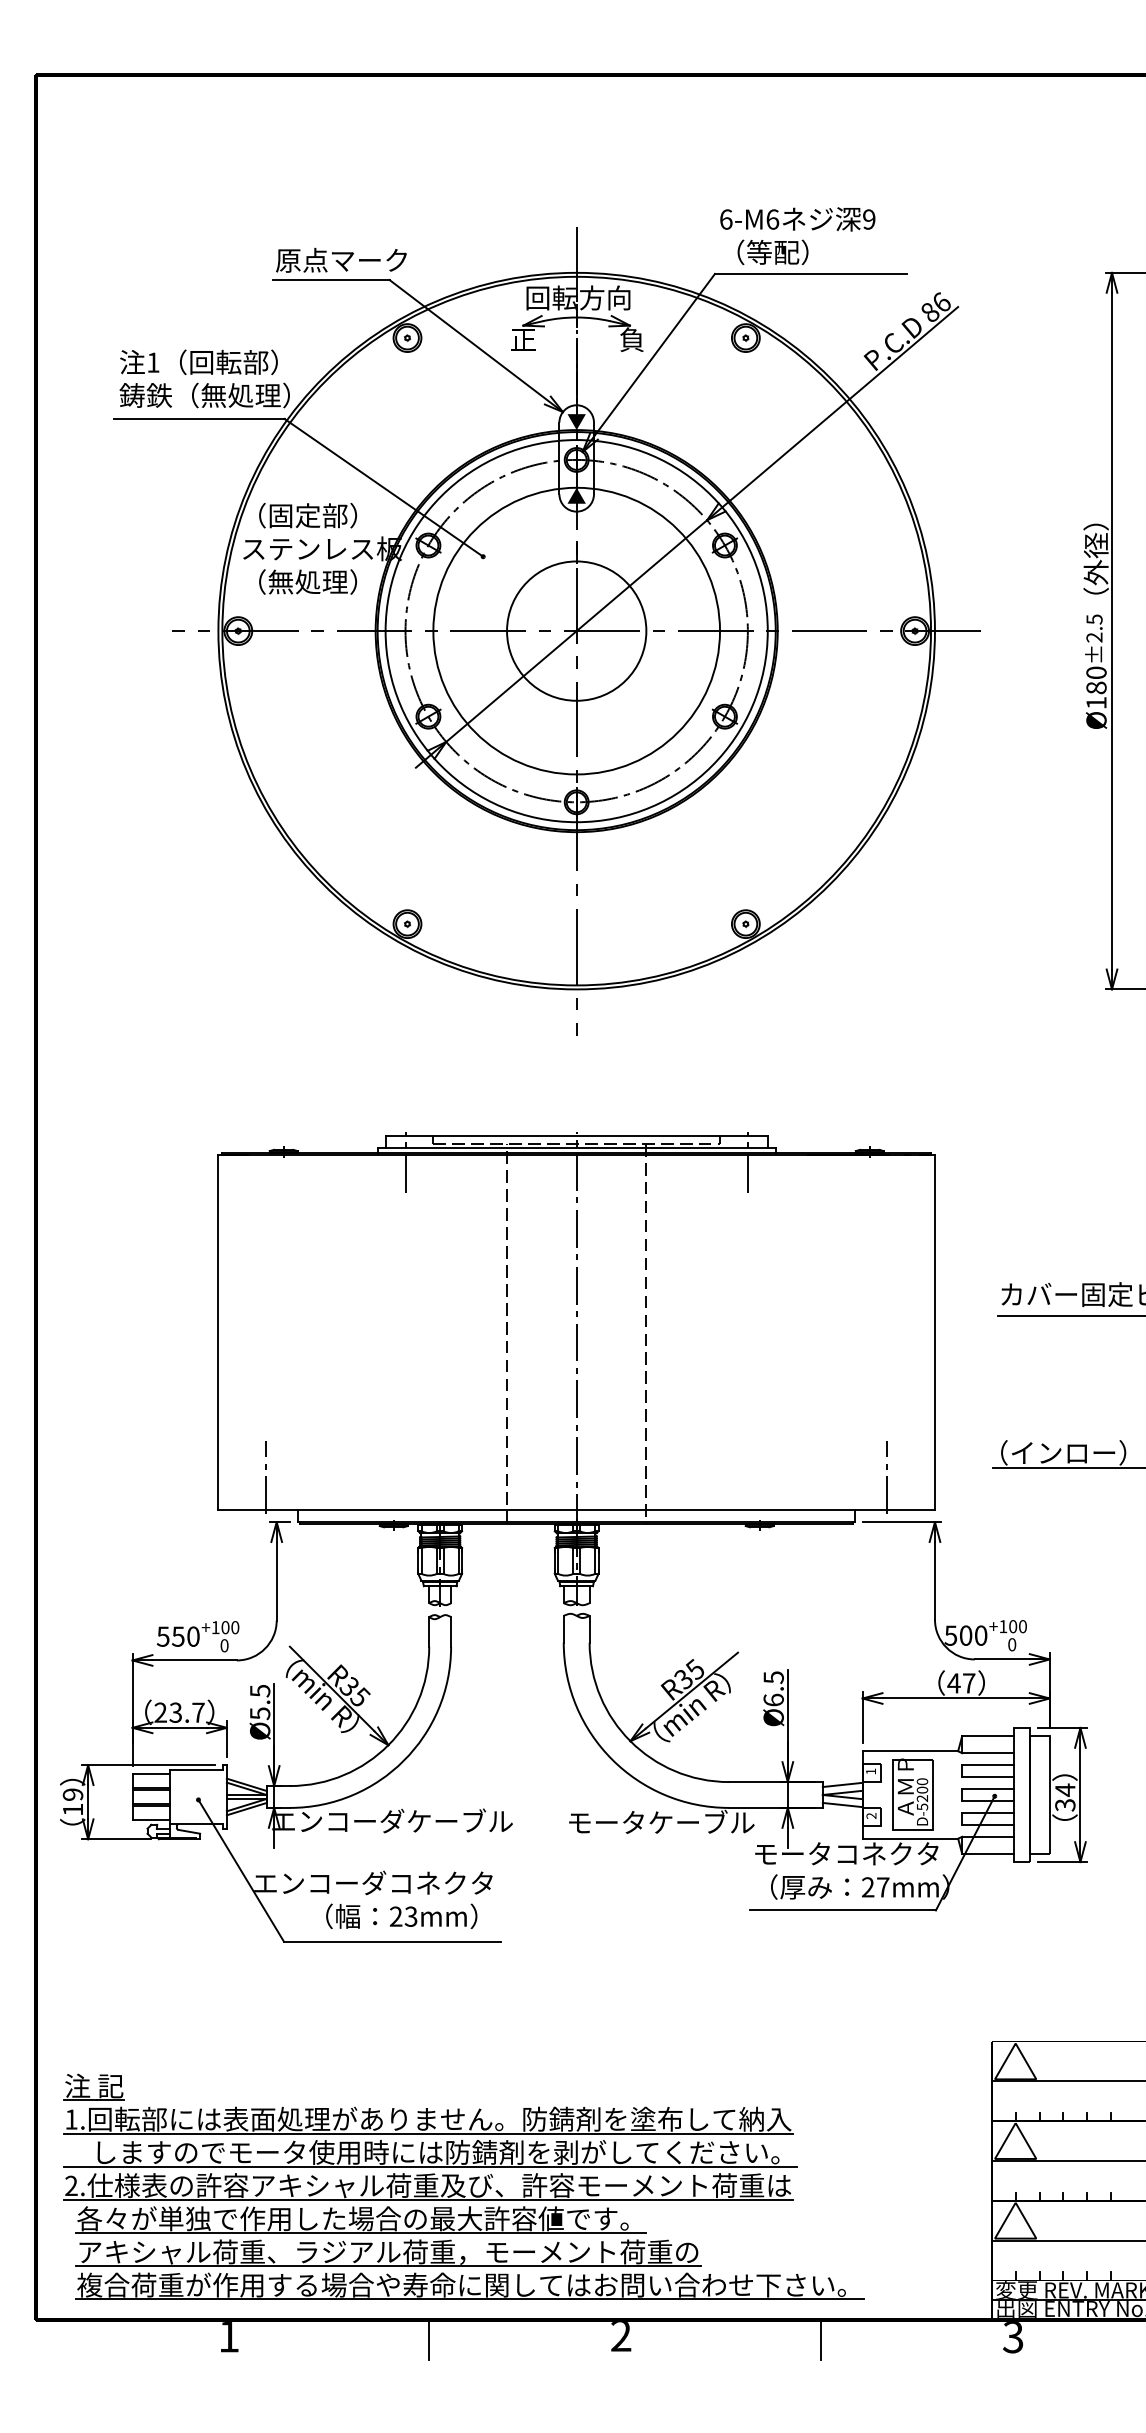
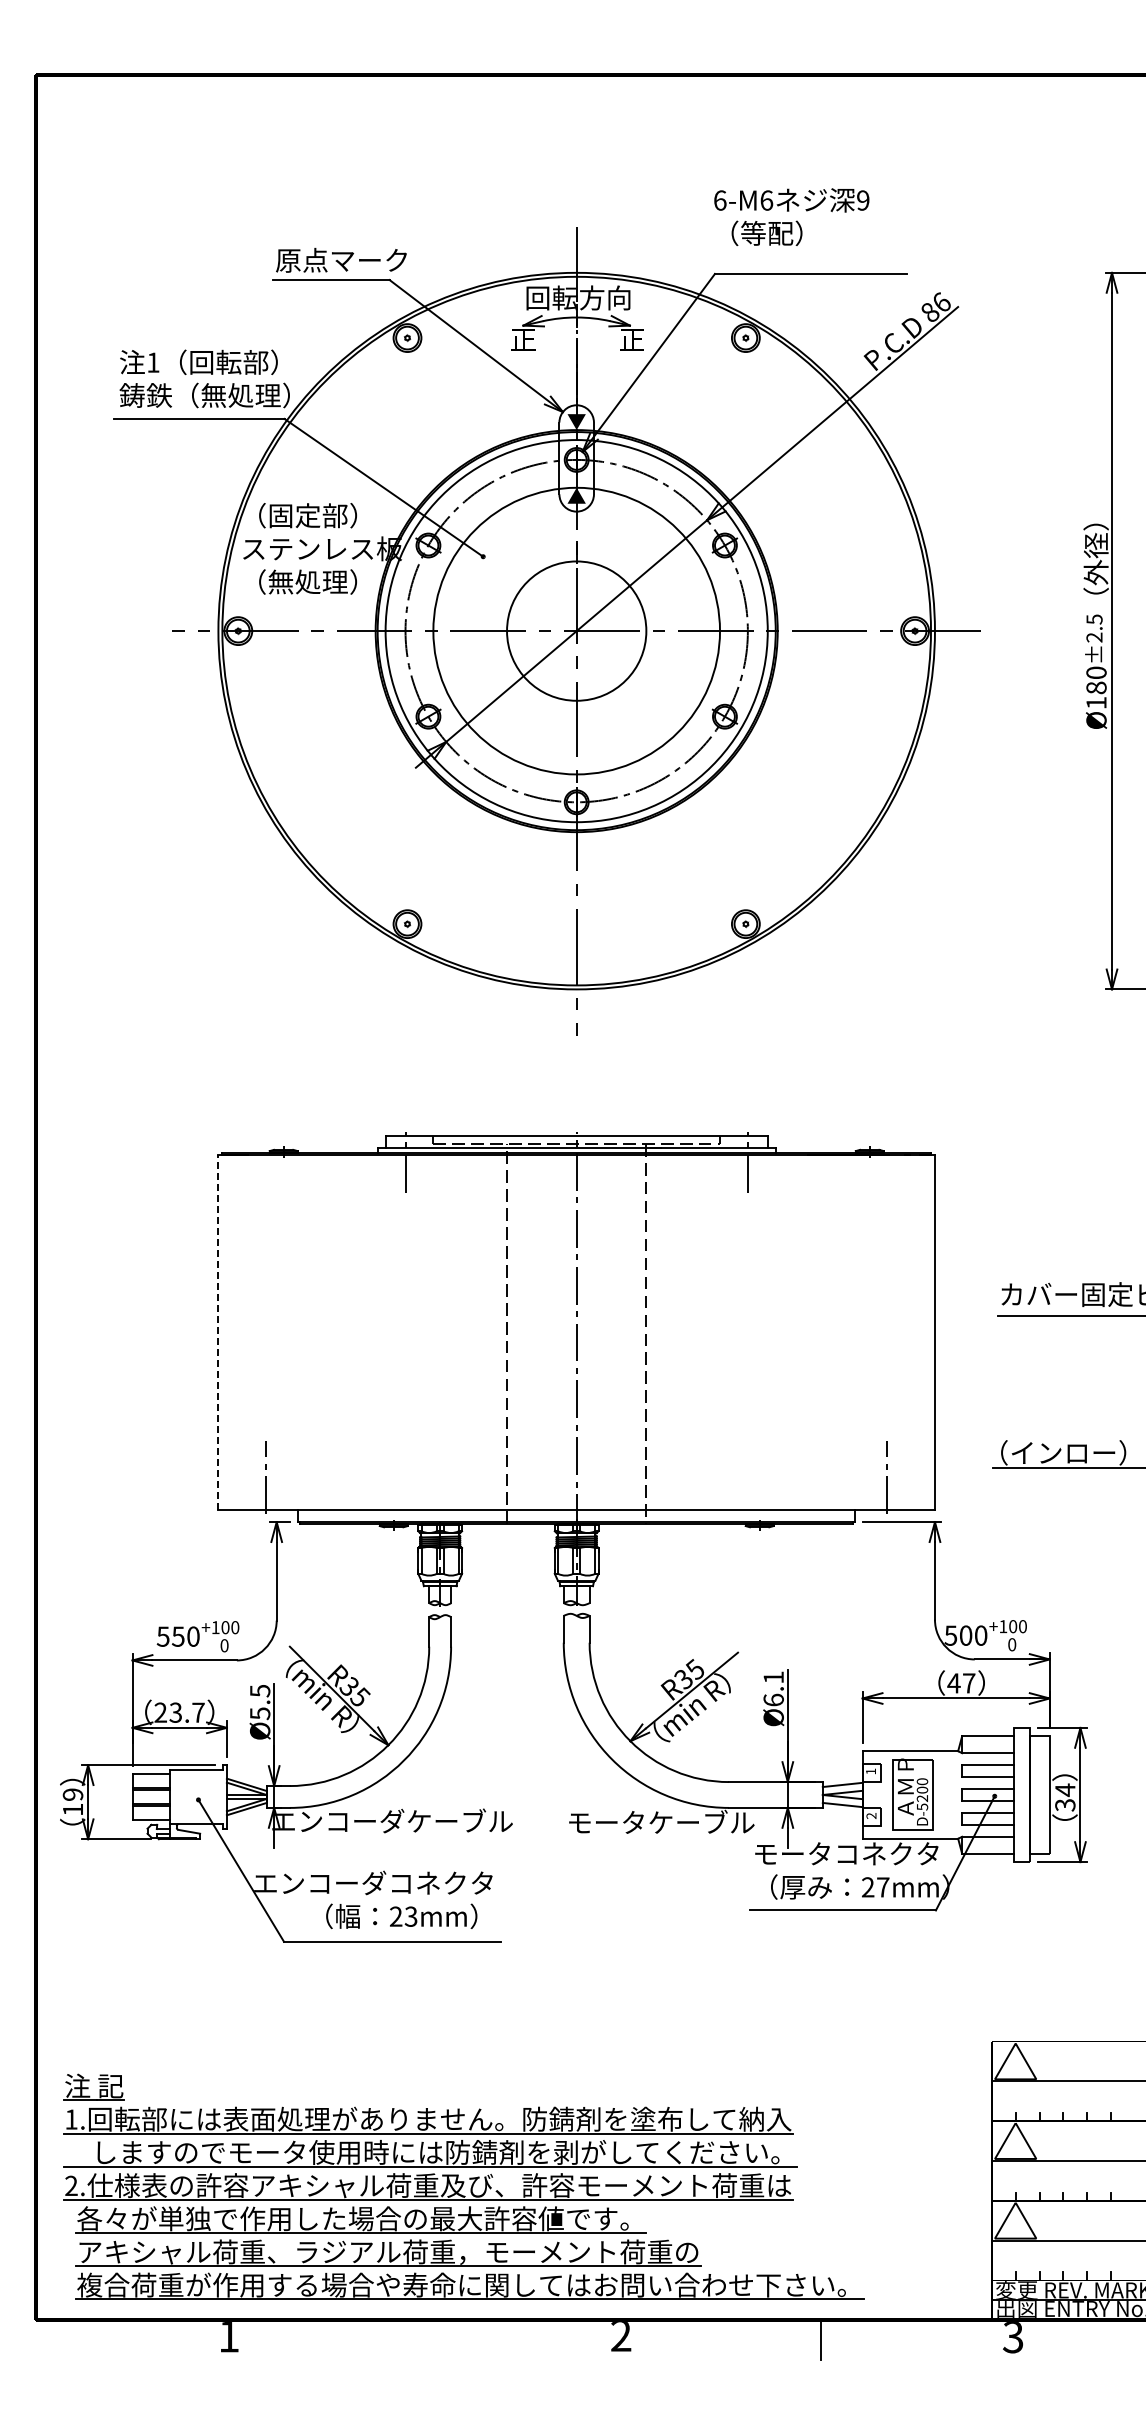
text position: (797, 235) -> (791, 216) (791, 216)
text: 負 -> 正 (631, 339)
line: solid -> dashed (218, 1332)
text: Ø6.5 -> Ø6.1 (773, 1677)
line: present -> none (428, 2340)
